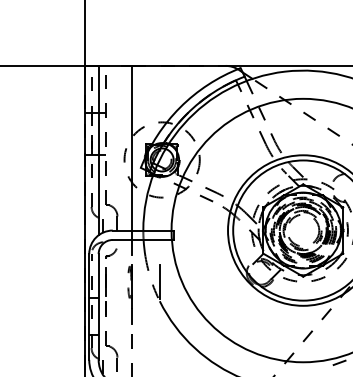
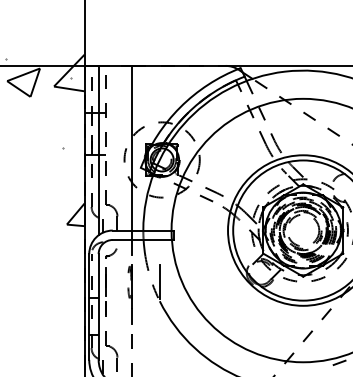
hatch: none -> present (45, 140)
